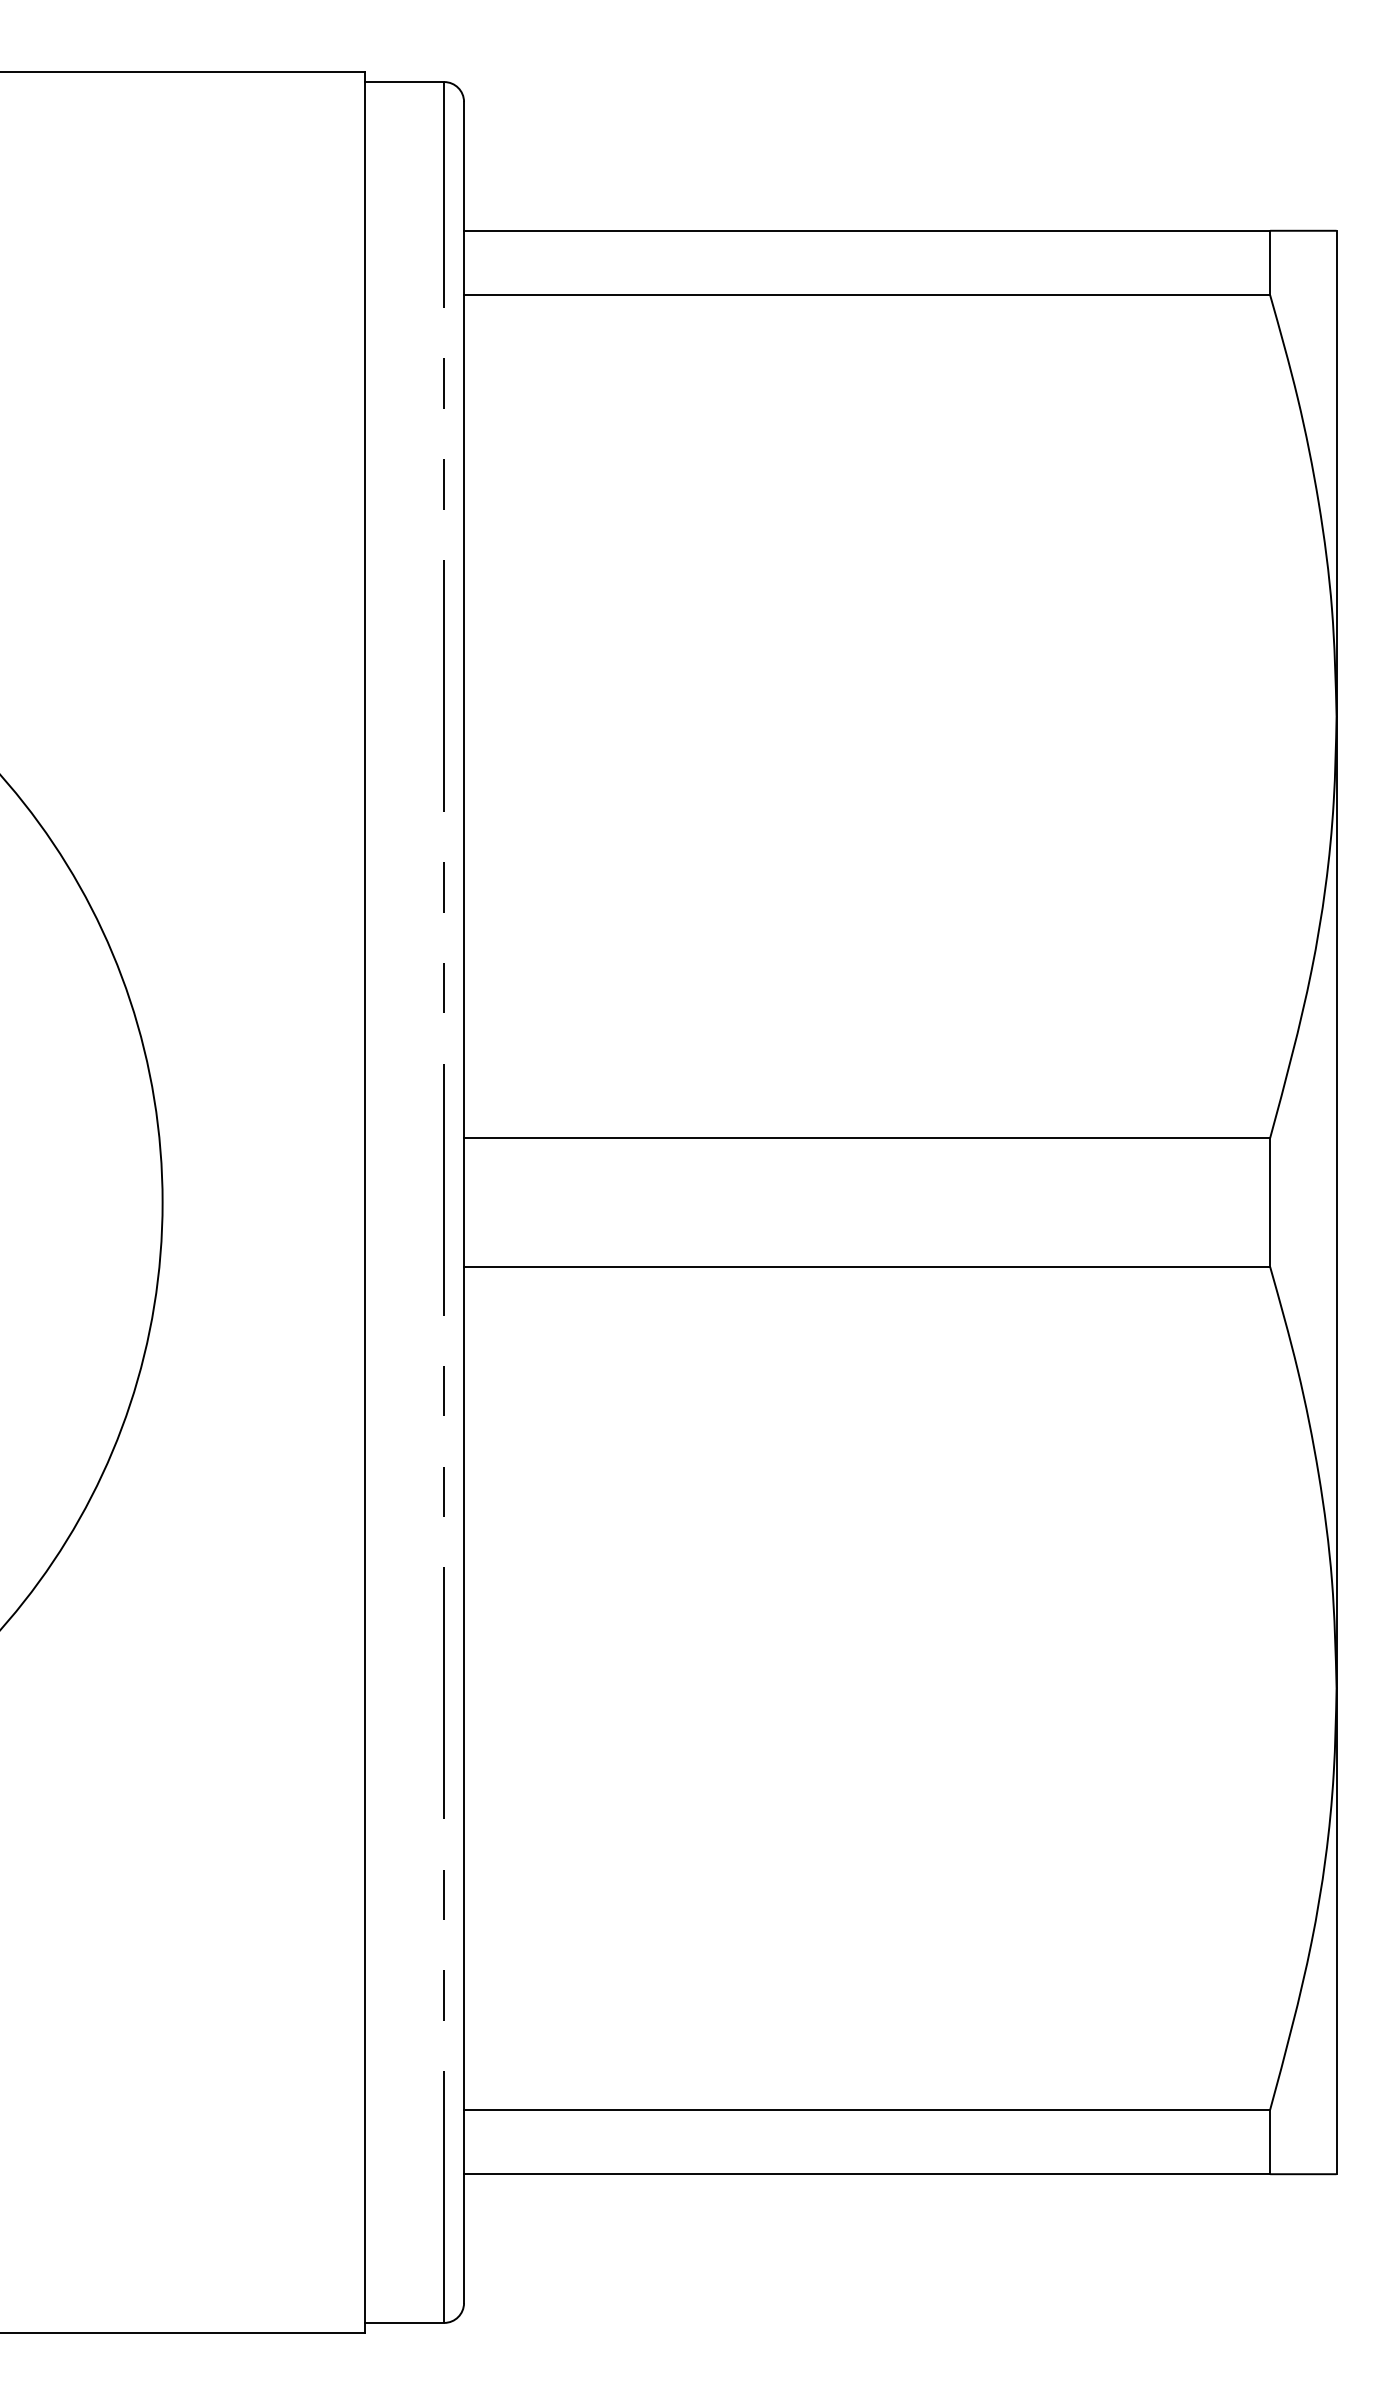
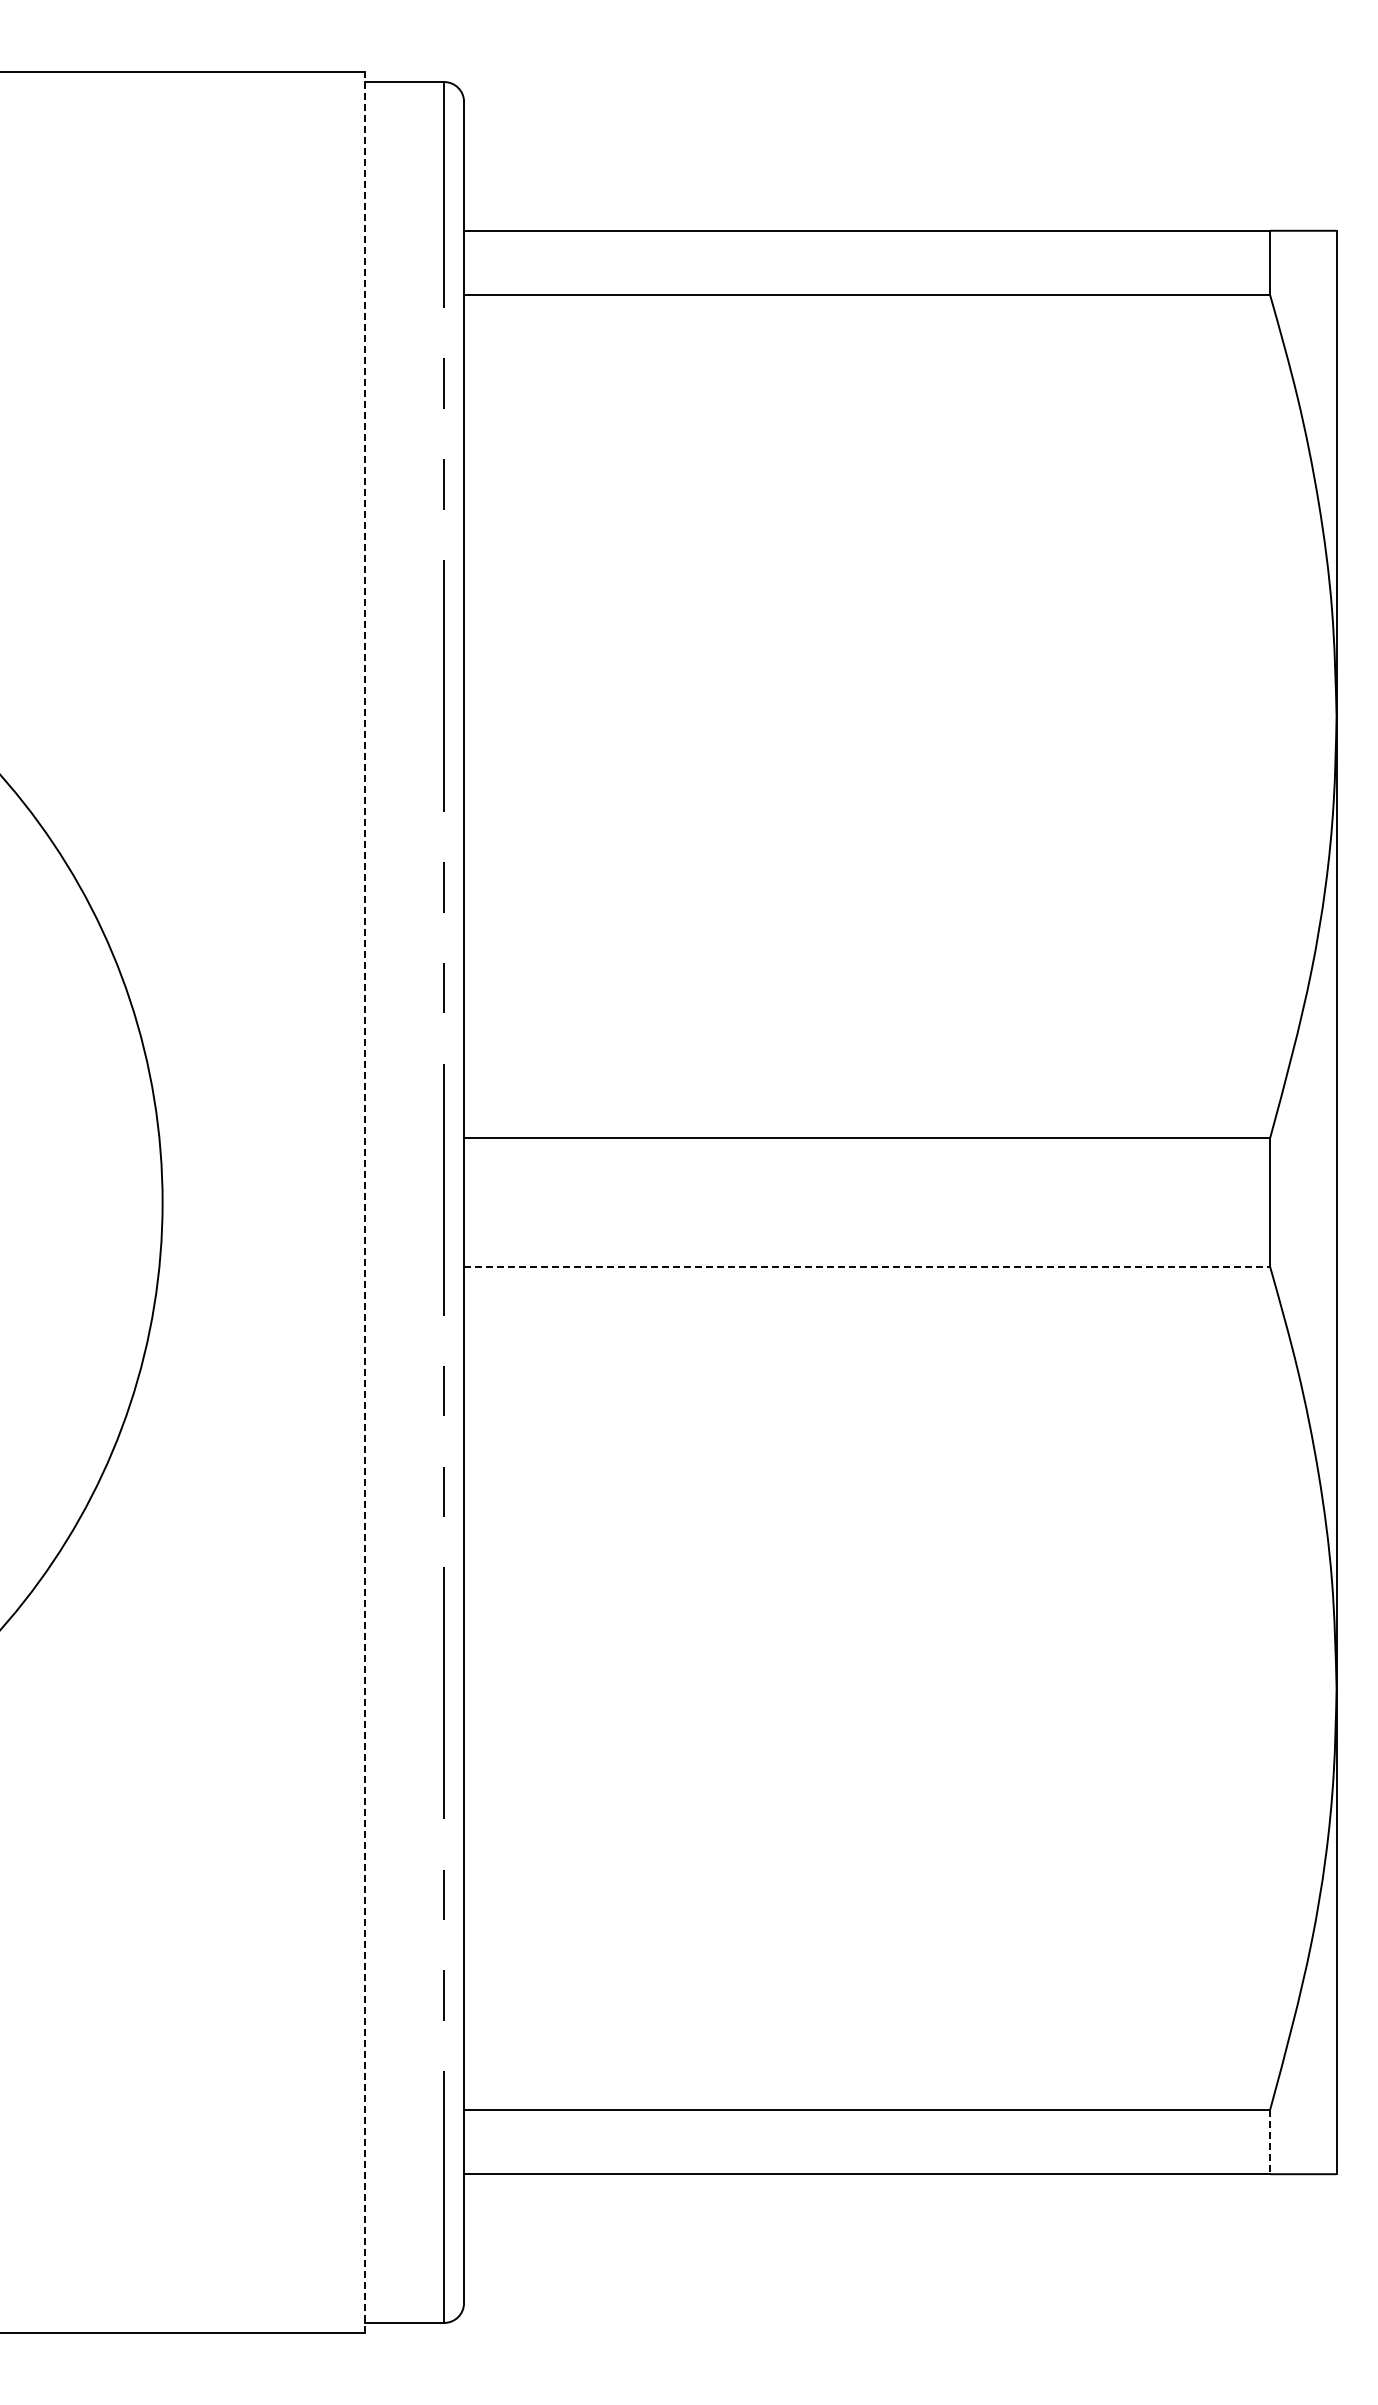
line: solid -> dashed (364, 1202)
line: solid -> dashed (867, 1266)
line: solid -> dashed (1270, 2142)
